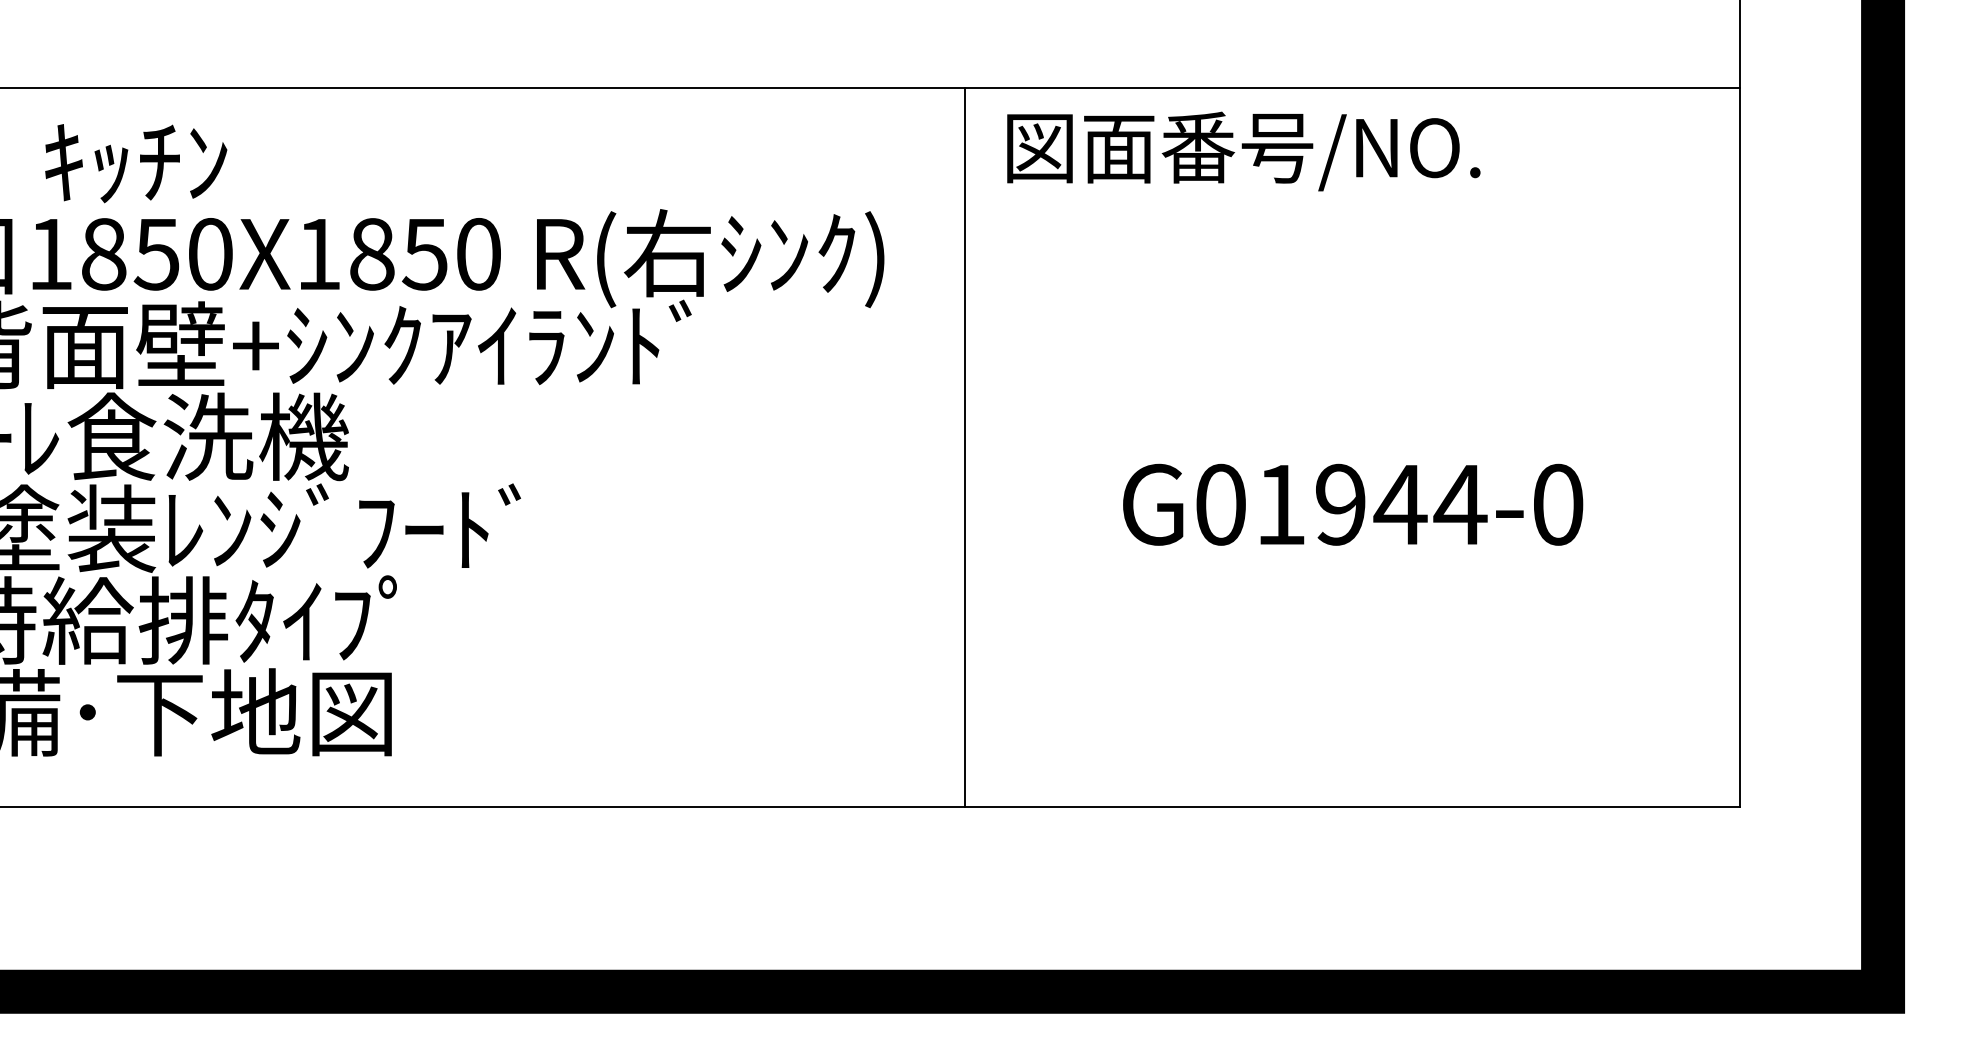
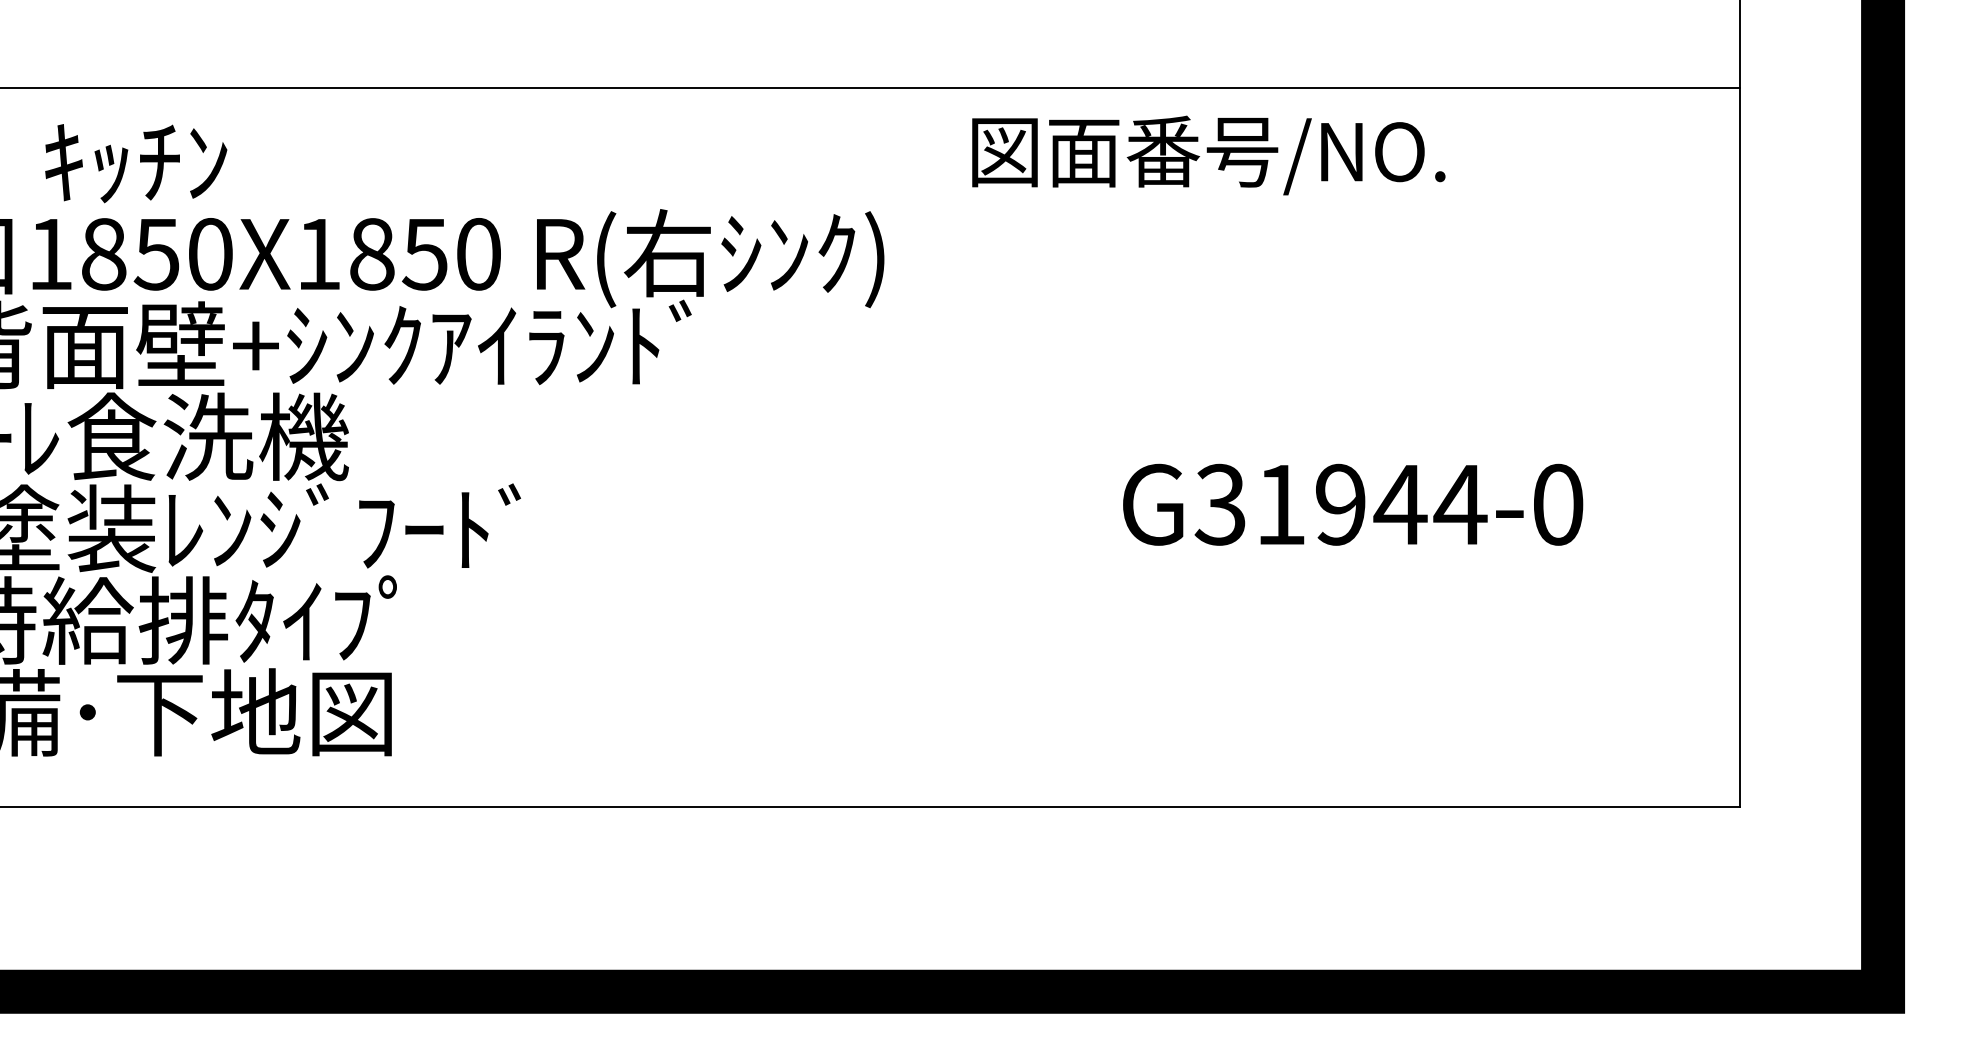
text position: (1243, 151) -> (1208, 155) (1208, 155)
line: present -> none (965, 446)
text: G01944-0 -> G31944-0 (1219, 504)
